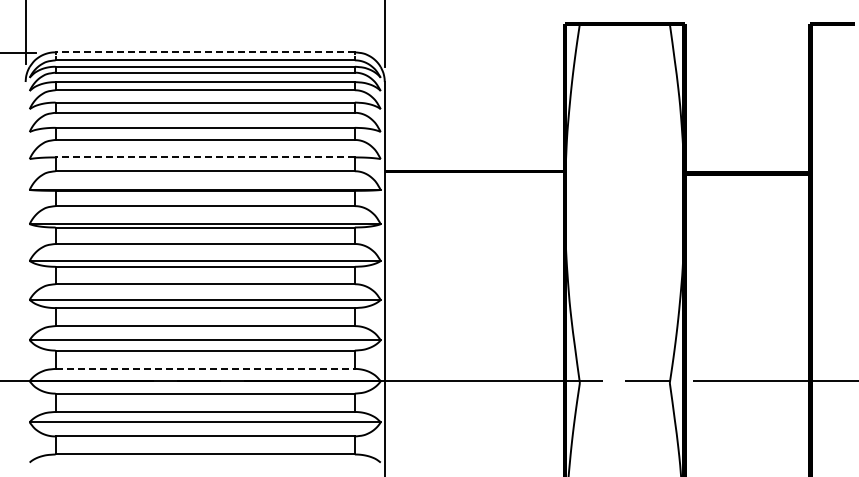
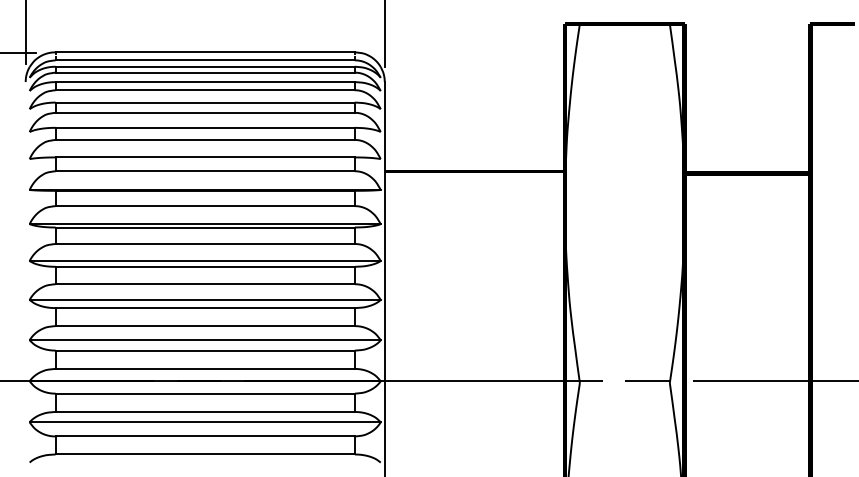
line: dashed -> solid (205, 52)
line: dashed -> solid (205, 157)
line: dashed -> solid (205, 368)
